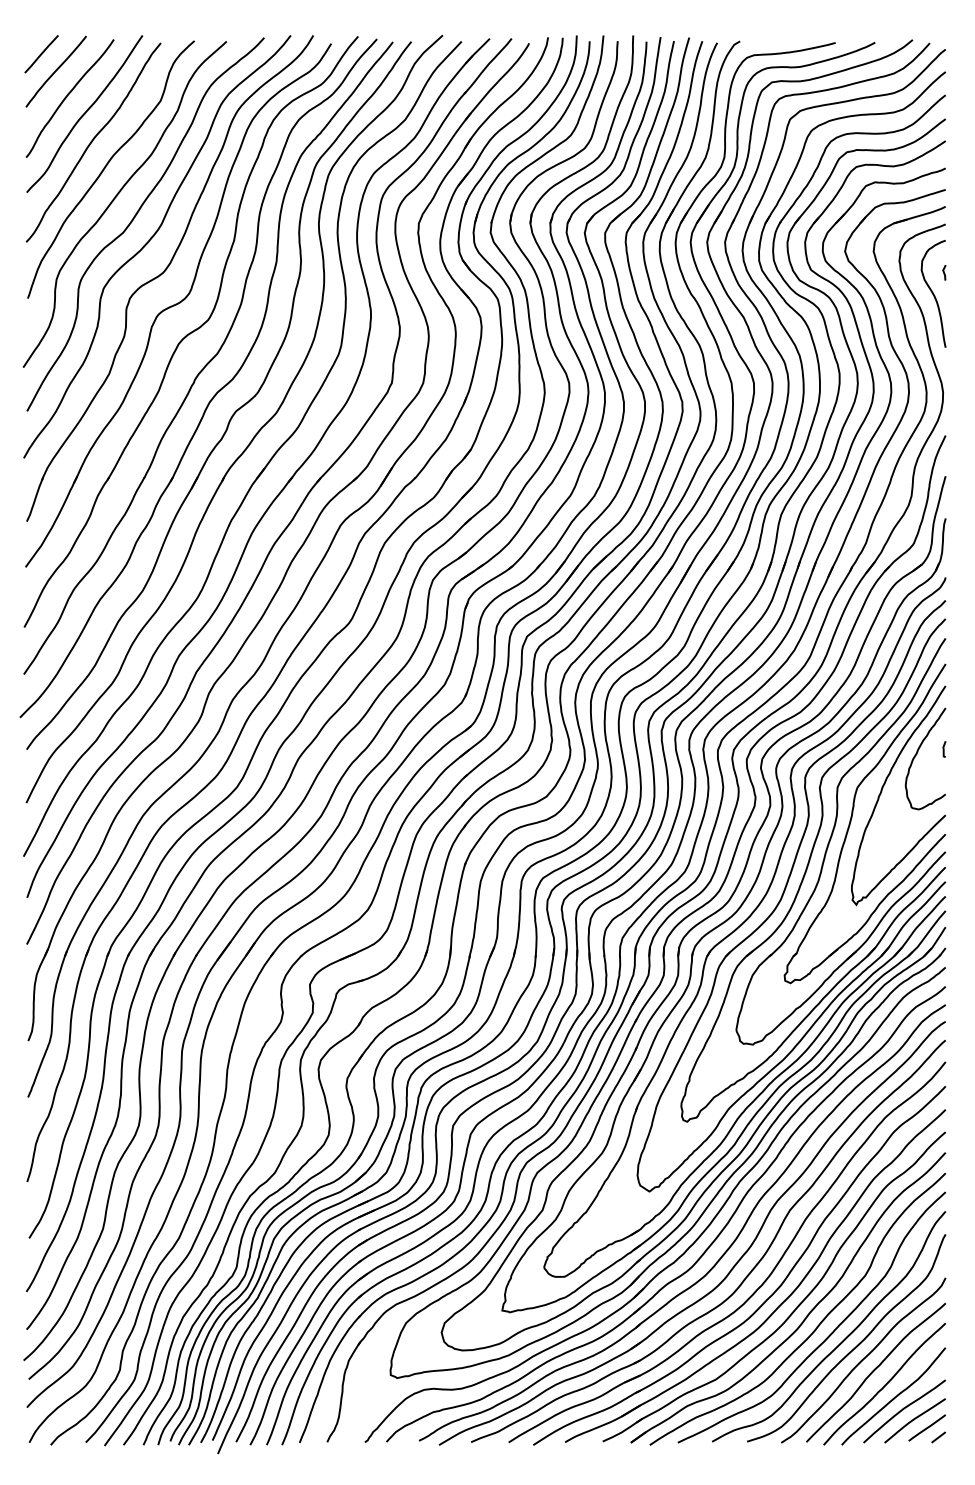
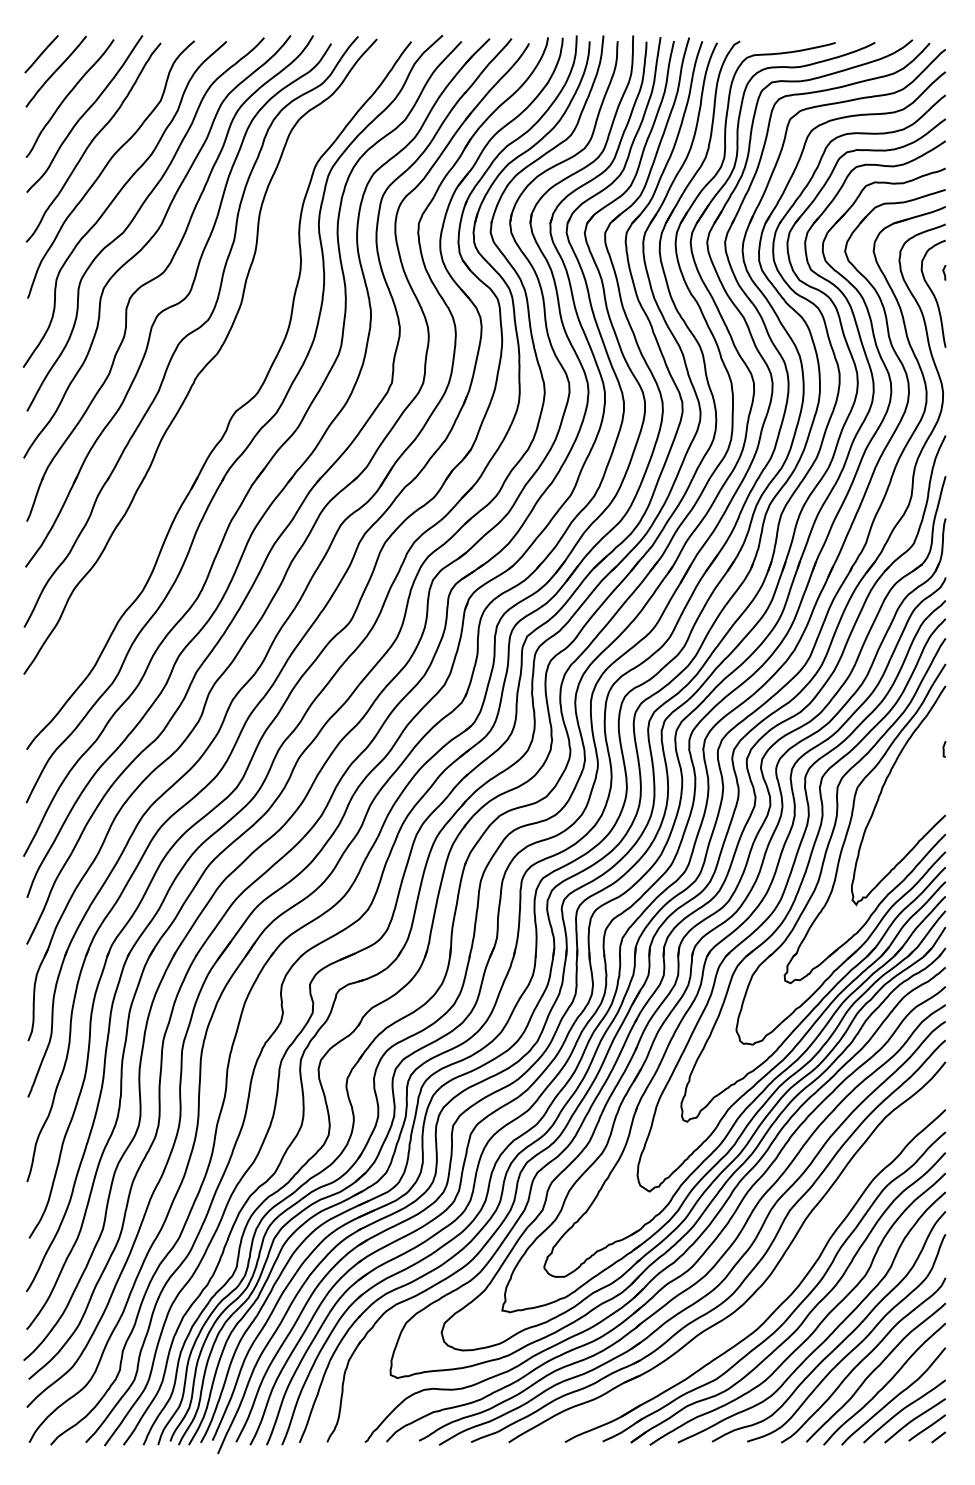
part: present -> none (218, 390)
curve: present -> none (917, 754)
part: present -> none (770, 1295)
